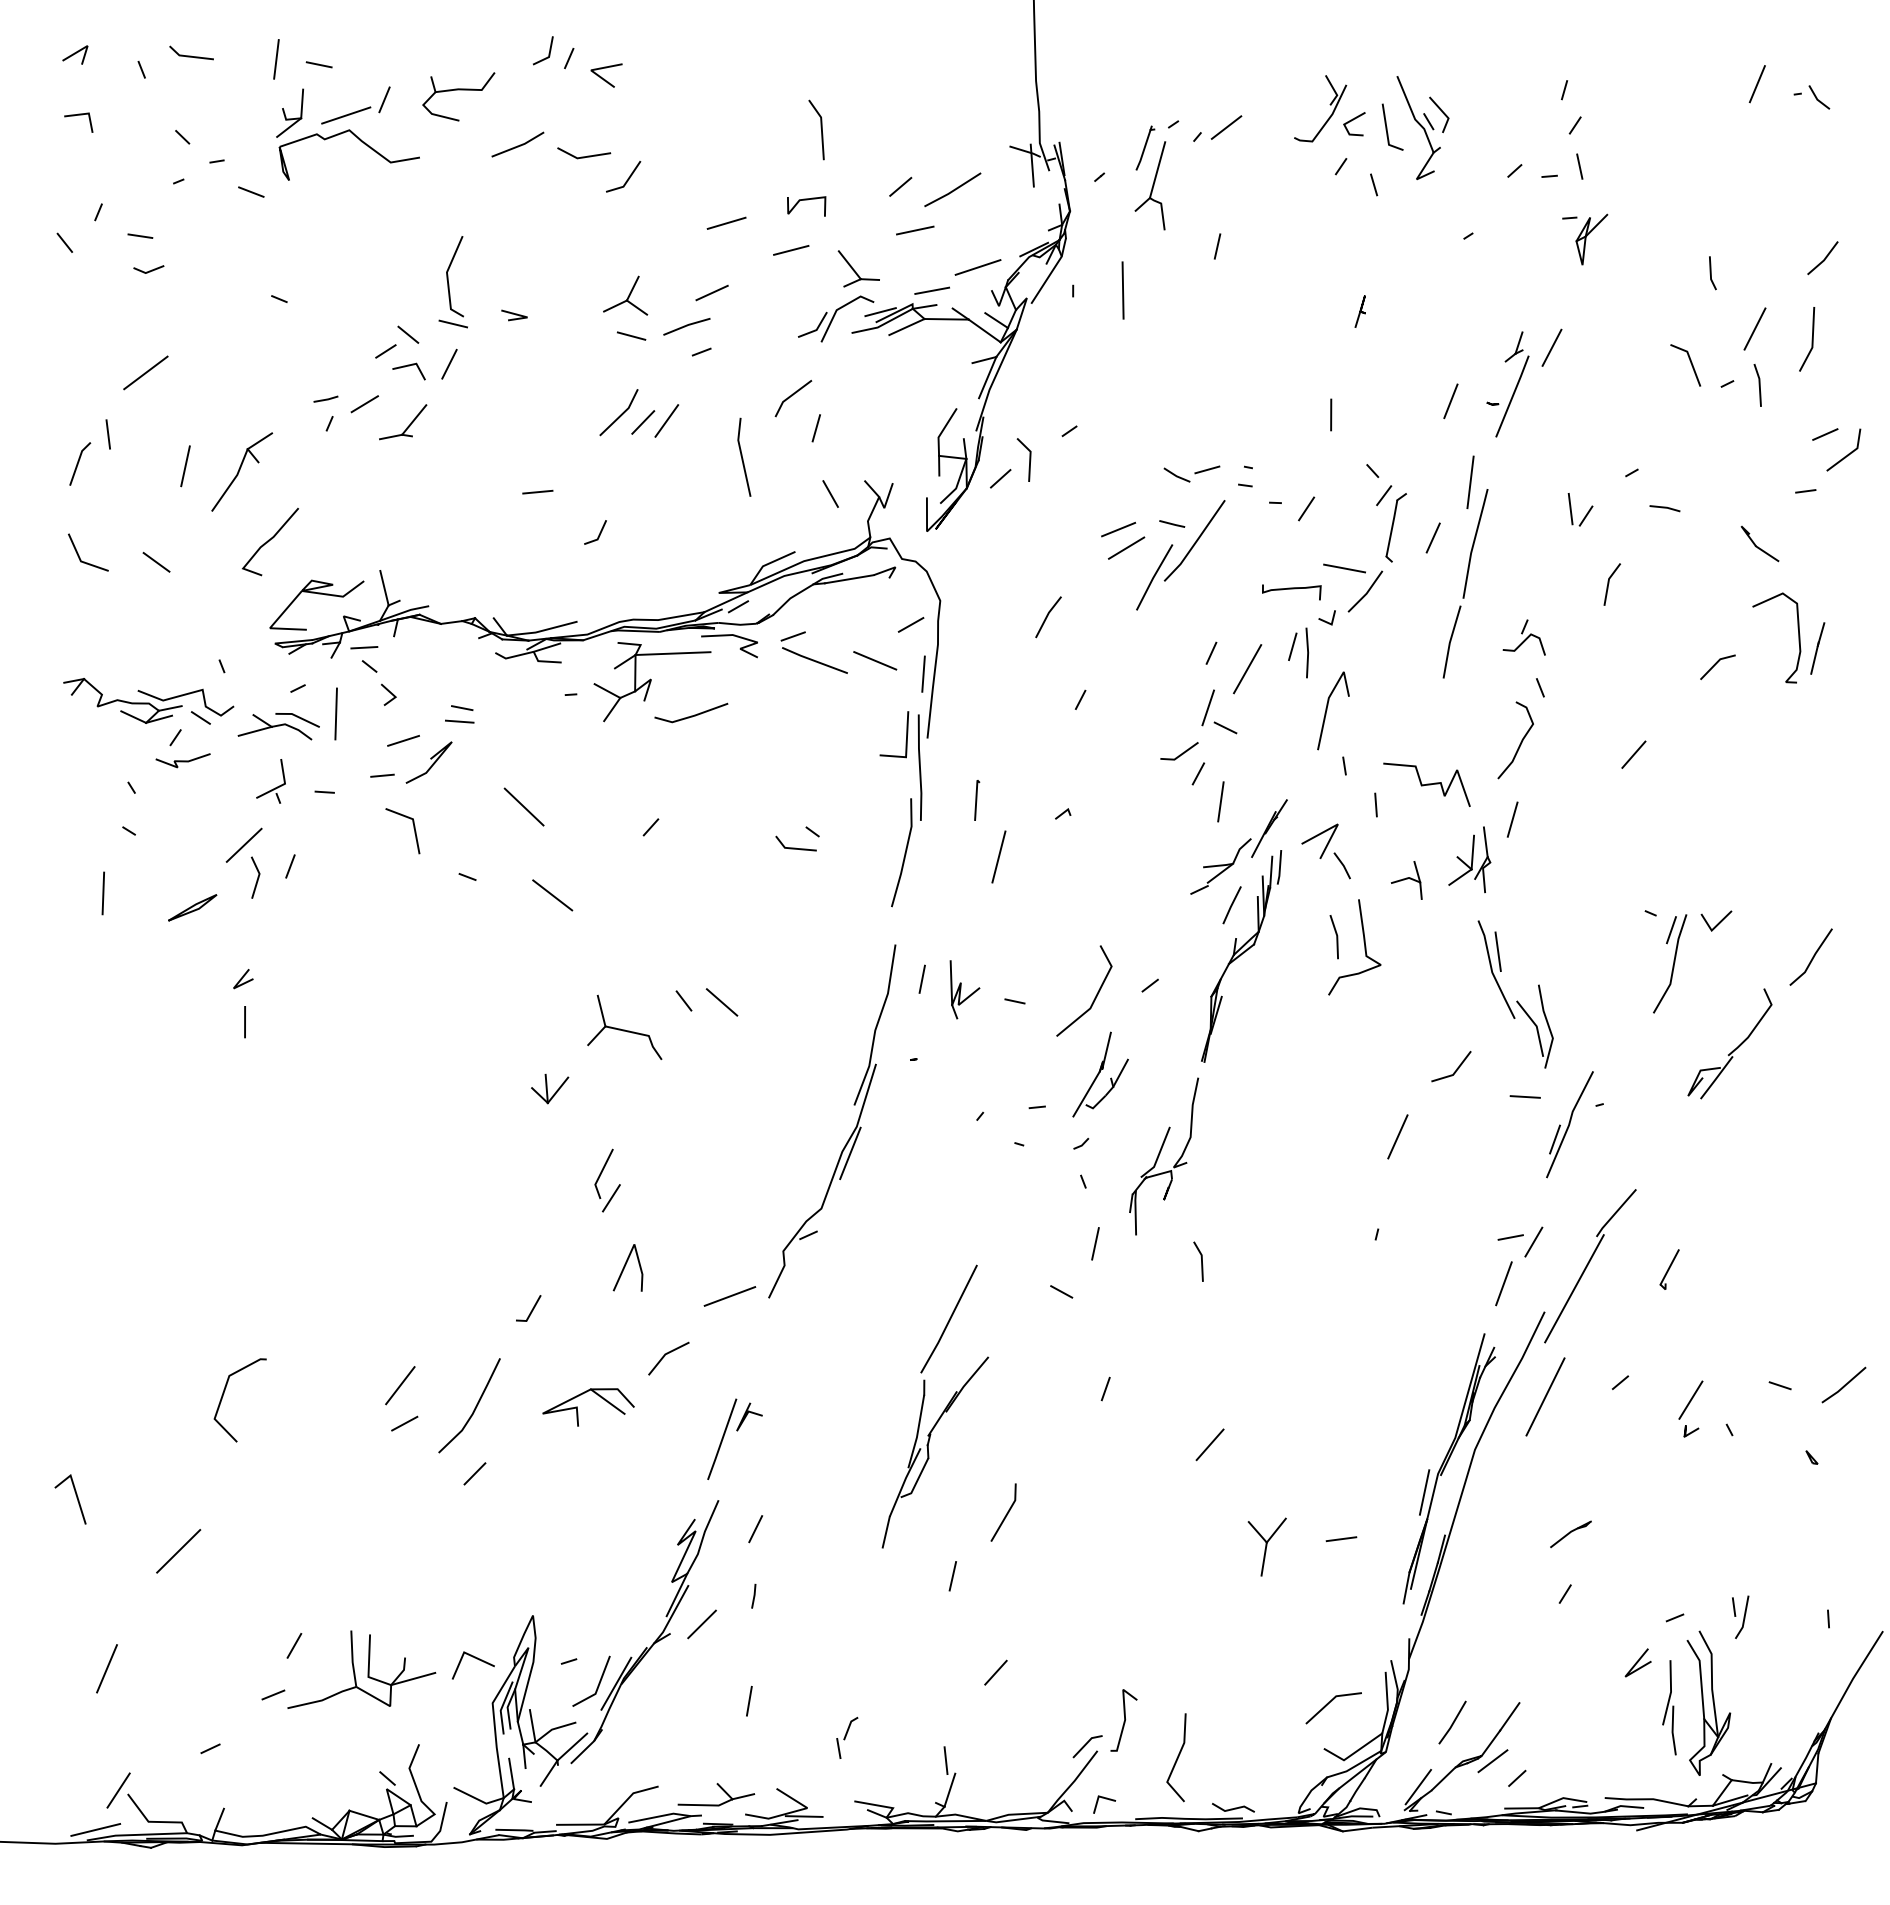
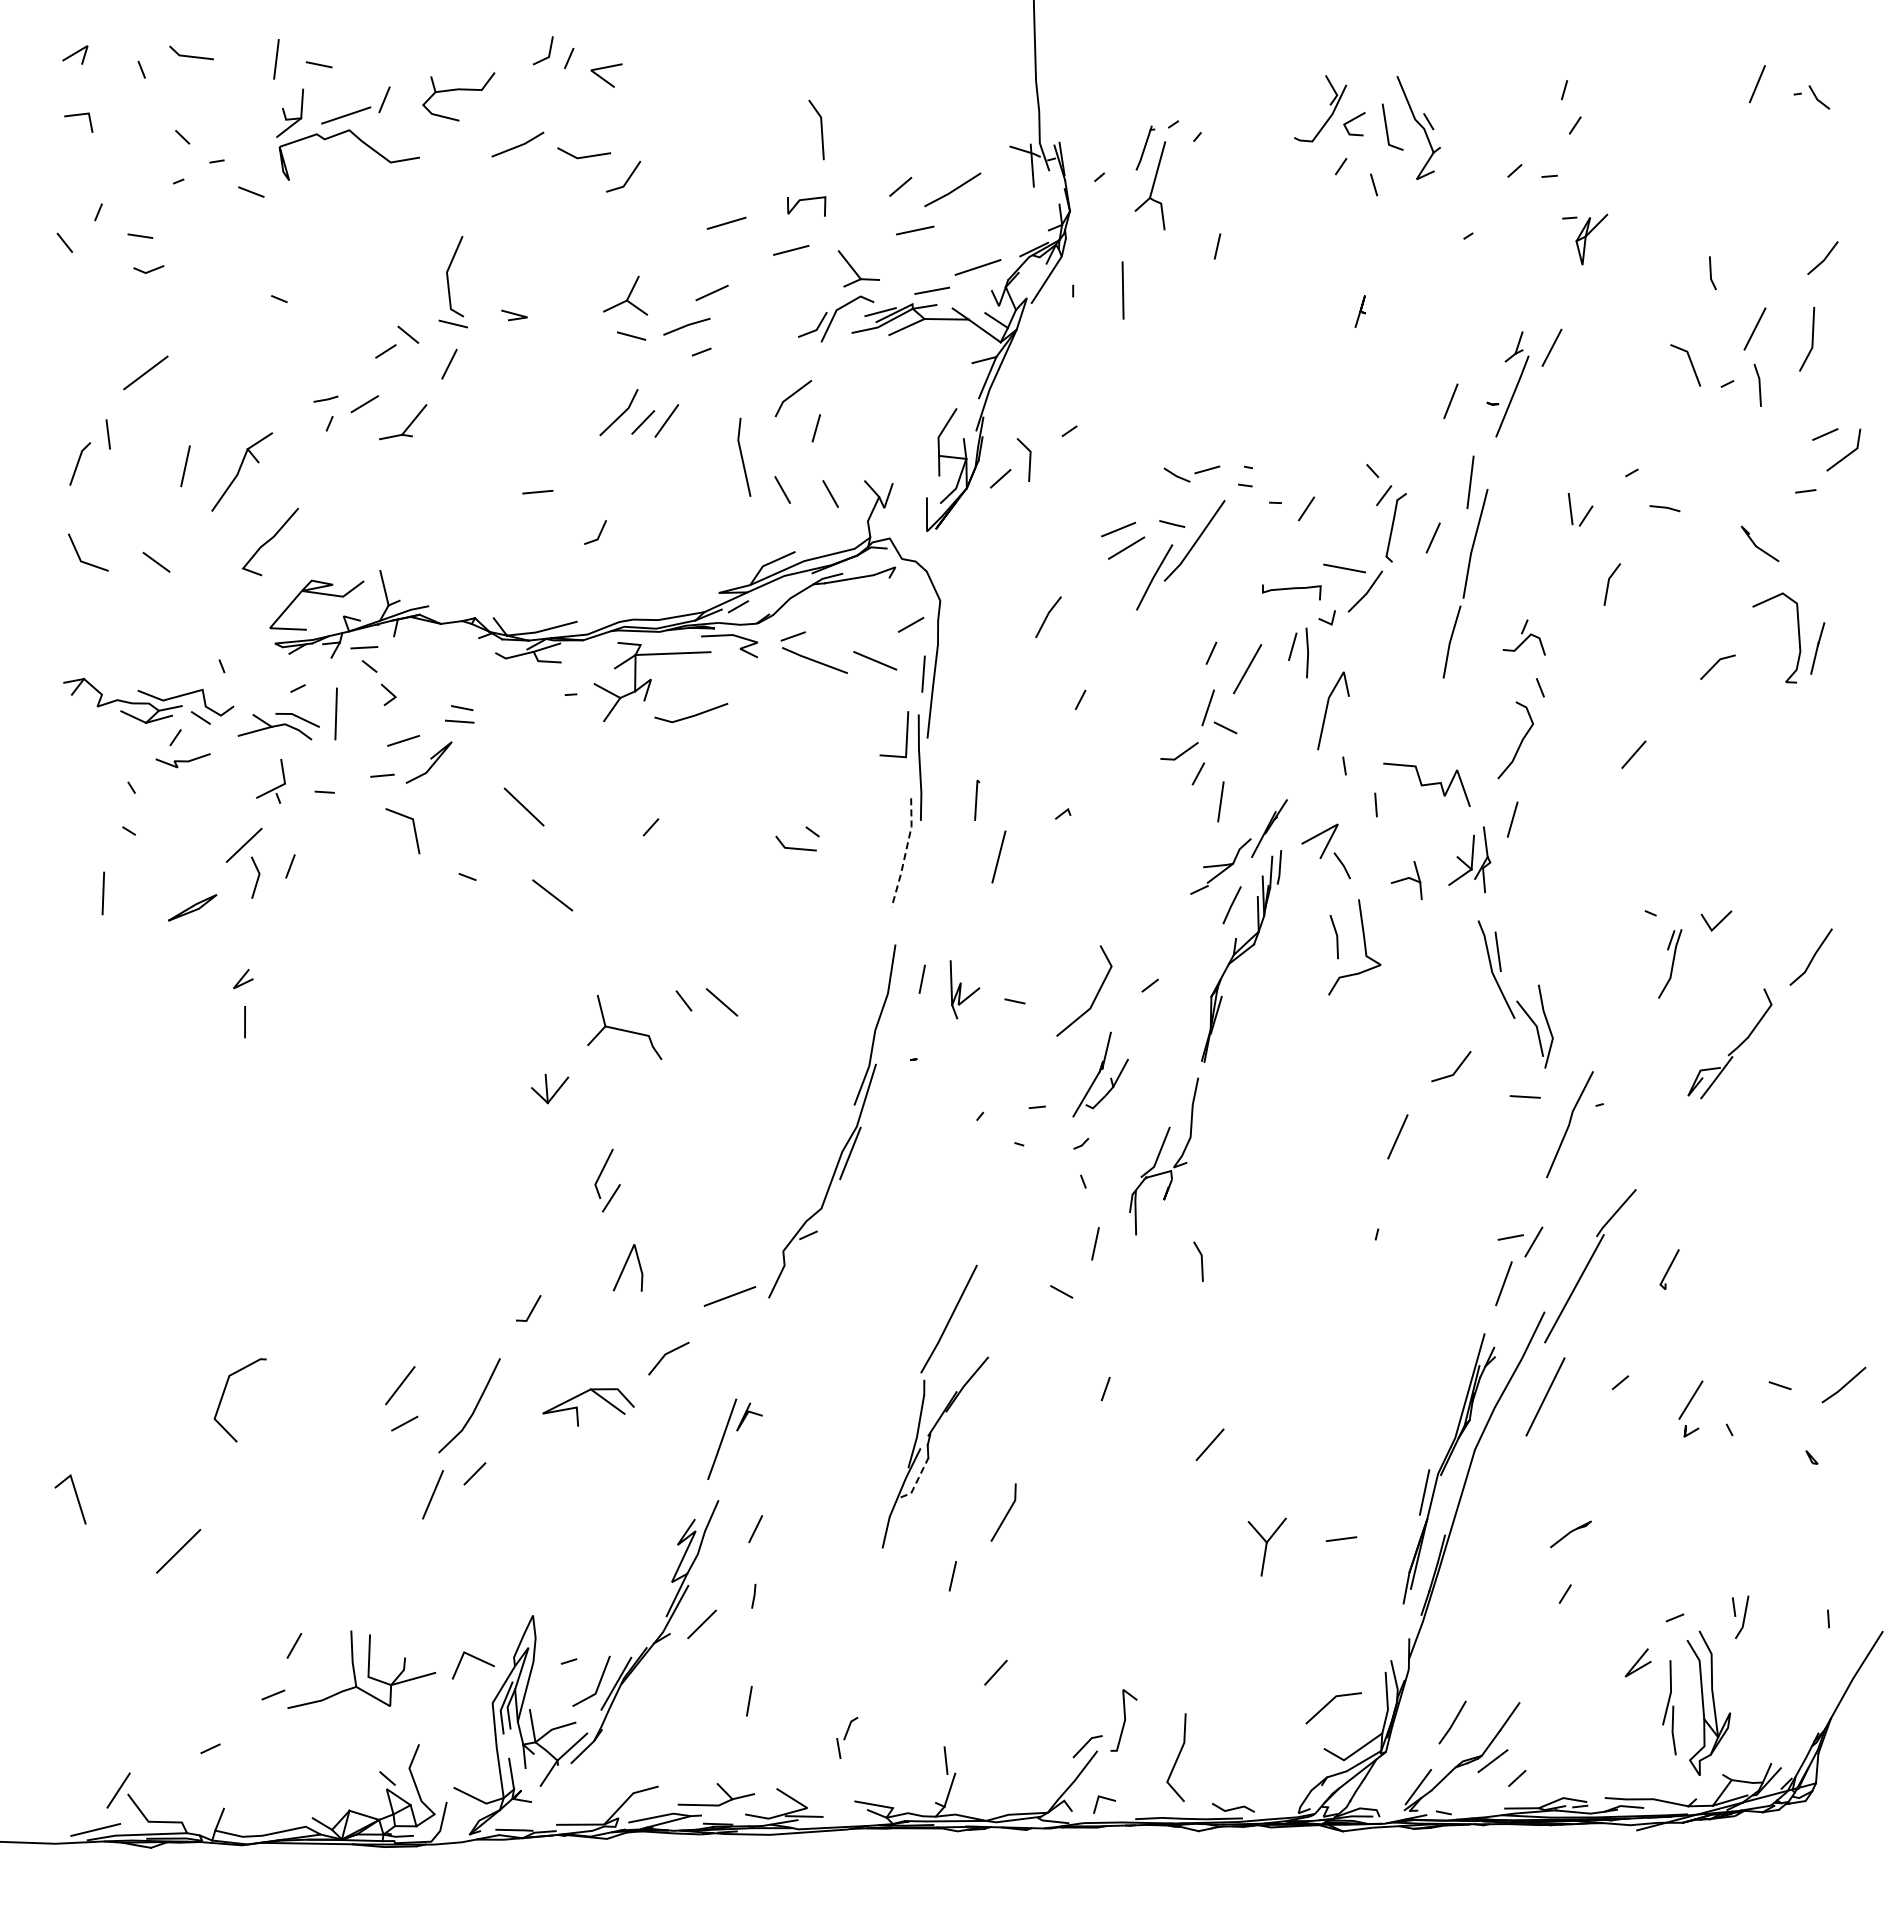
line: present -> none (1442, 113)
line: present -> none (1226, 127)
line: present -> none (1579, 166)
line: present -> none (408, 366)
line: present -> none (1331, 414)
line: none -> present (782, 489)
line: solid -> dashed (905, 853)
part size: 35x100 px -> 25x70 px (1670, 963)
line: present -> none (1554, 1139)
line: solid -> dashed (917, 1480)
line position: (106, 1668) -> (432, 1494) (432, 1494)
